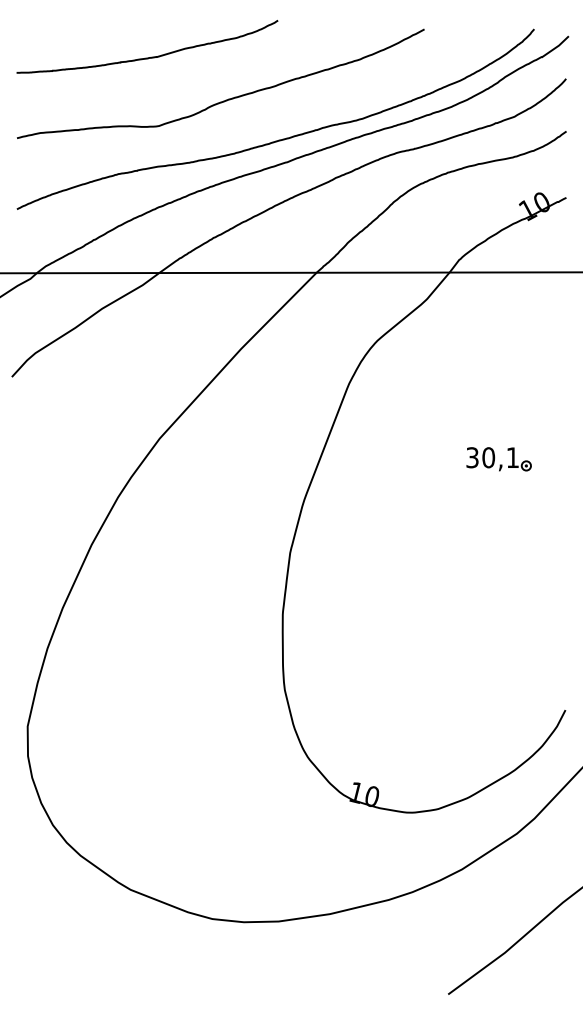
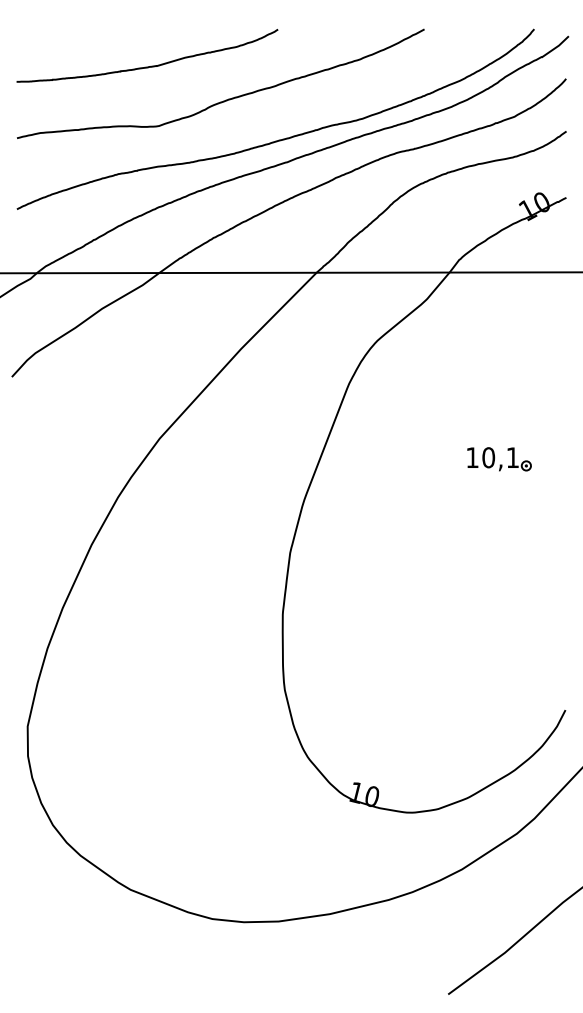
curve position: (151, 56) -> (151, 65) (151, 65)
text: 30,1 -> 10,1 (472, 457)
